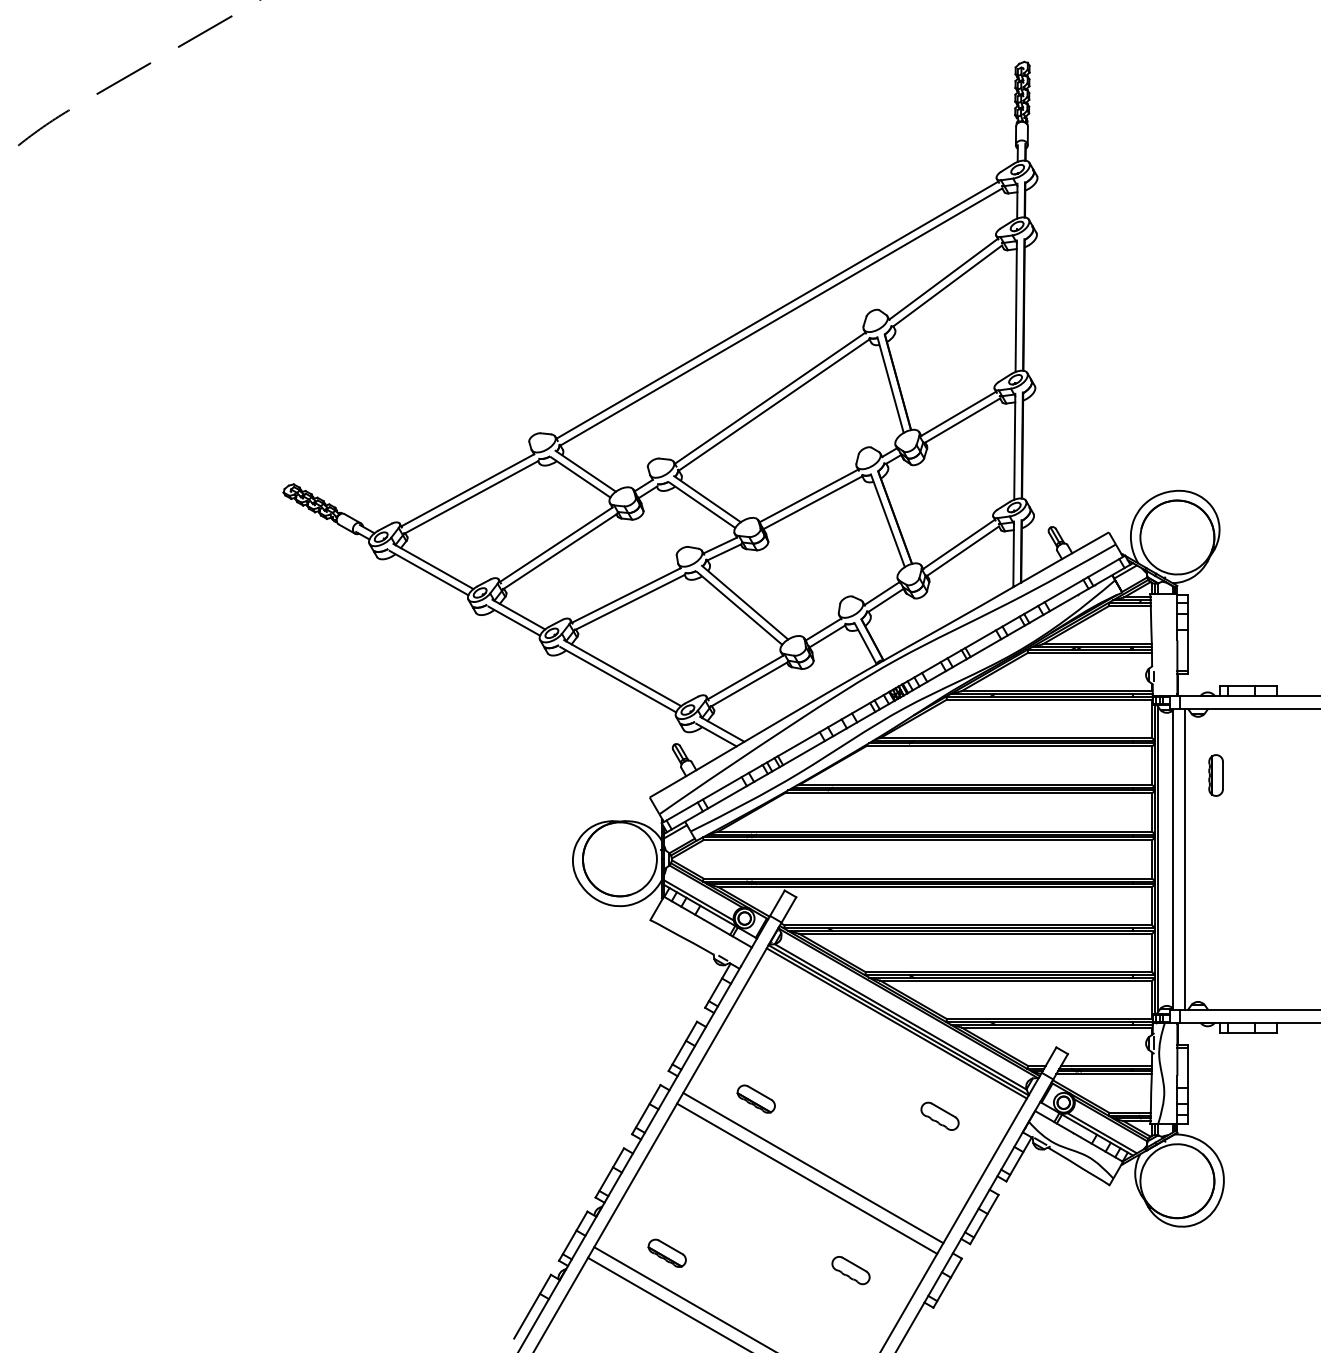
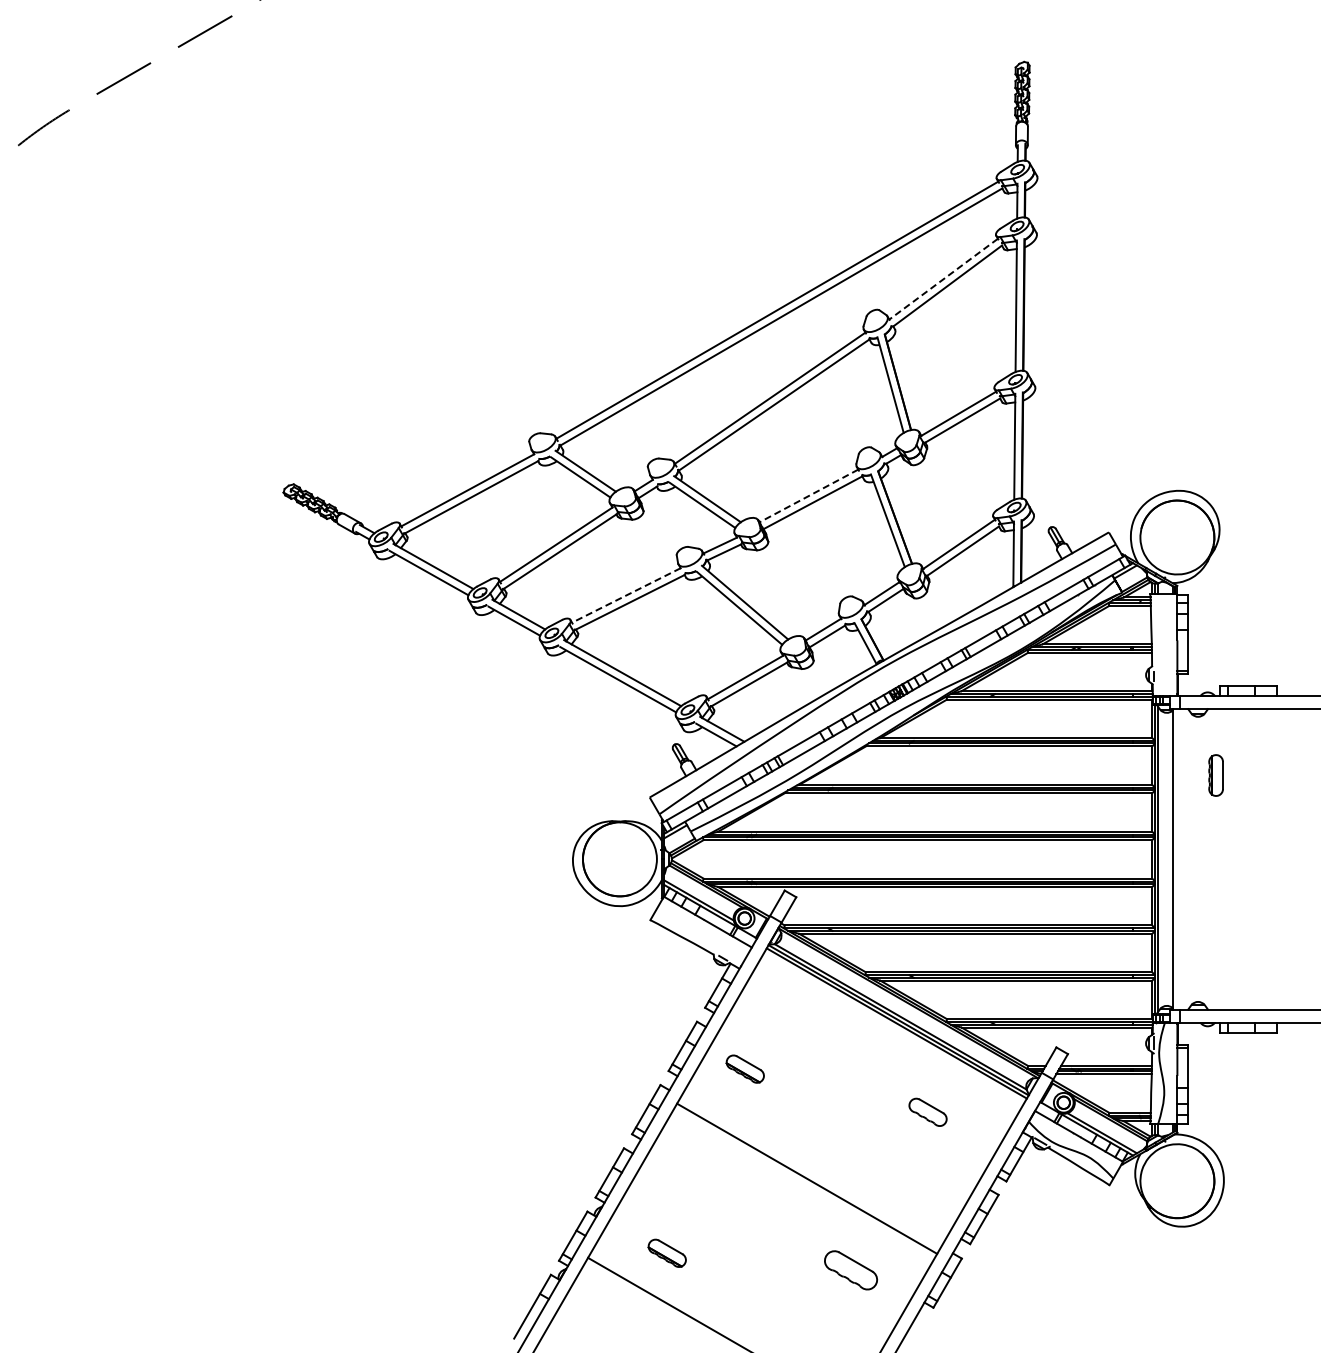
line: solid -> dashed (943, 279)
line: solid -> dashed (808, 496)
line: solid -> dashed (626, 595)
line: present -> none (1184, 859)
part position: (755, 1098) -> (744, 1068) (744, 1068)
part position: (939, 1115) -> (927, 1111) (927, 1111)
line: present -> none (813, 1168)
part size: 40x30 px -> 55x41 px (851, 1270)
line: present -> none (683, 1298)
